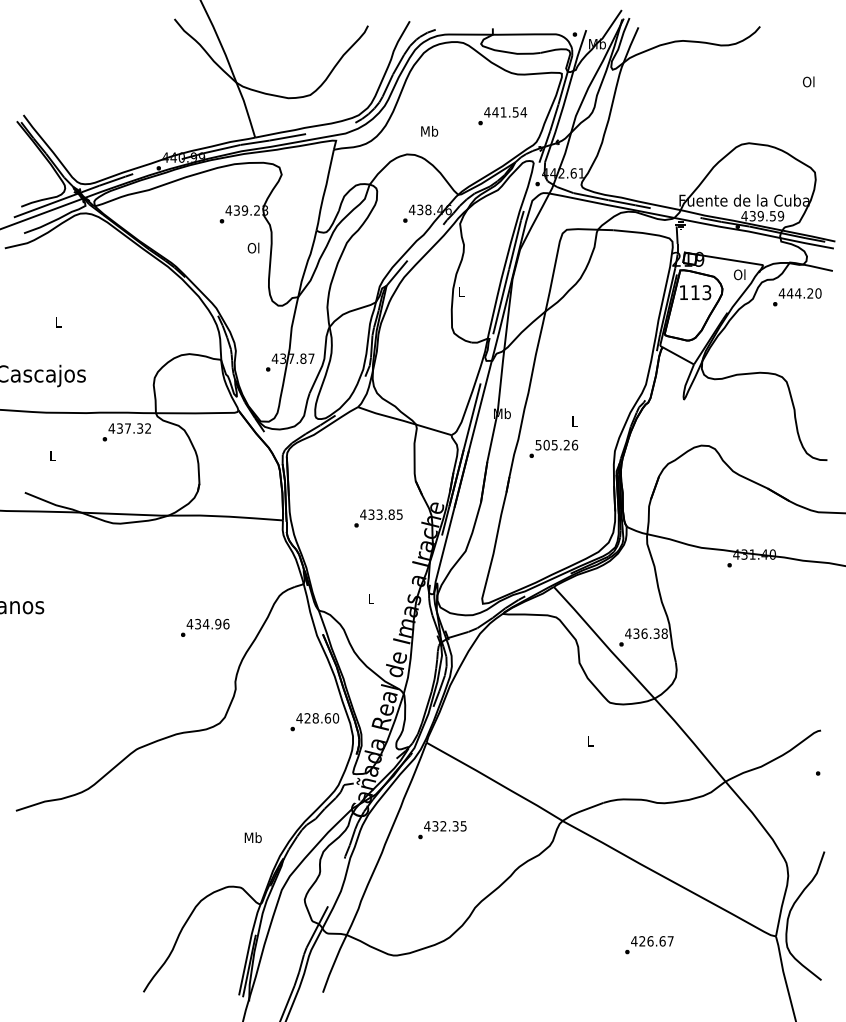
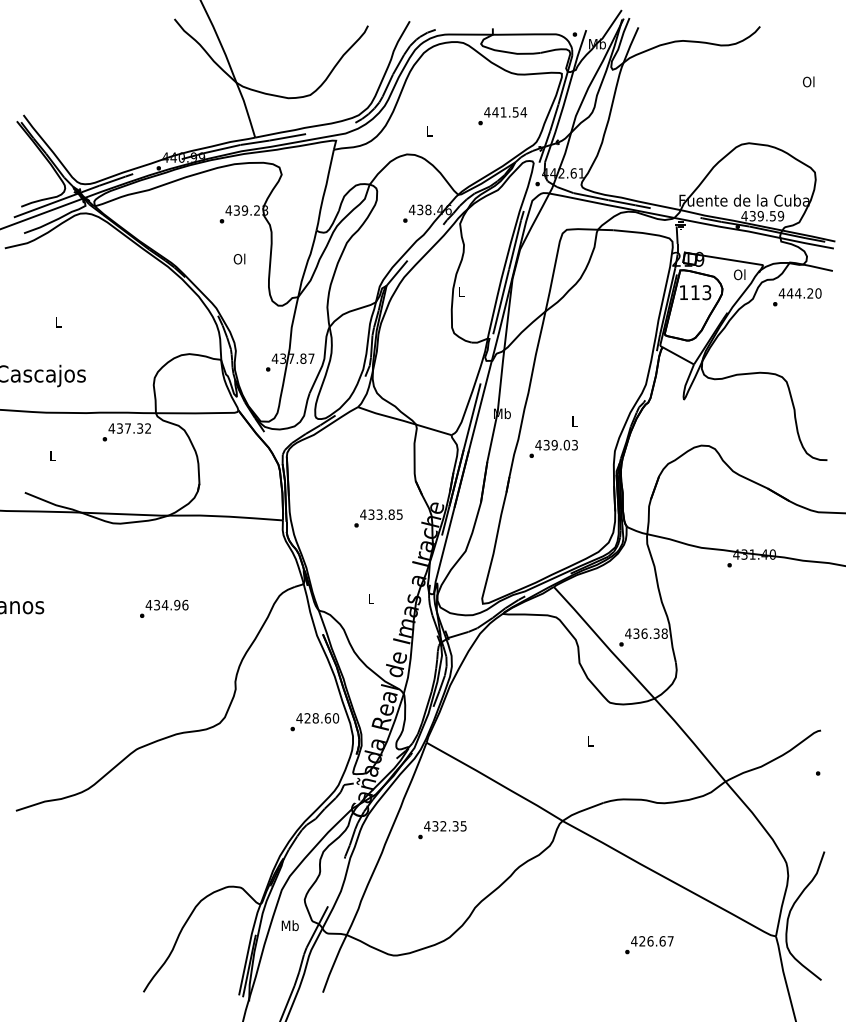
text: Mb -> L (429, 131)
text position: (253, 247) -> (239, 258) (239, 258)
text: 505.26 -> 439.03 (556, 444)
text position: (205, 627) -> (164, 608) (164, 608)
text position: (252, 837) -> (289, 925) (289, 925)
